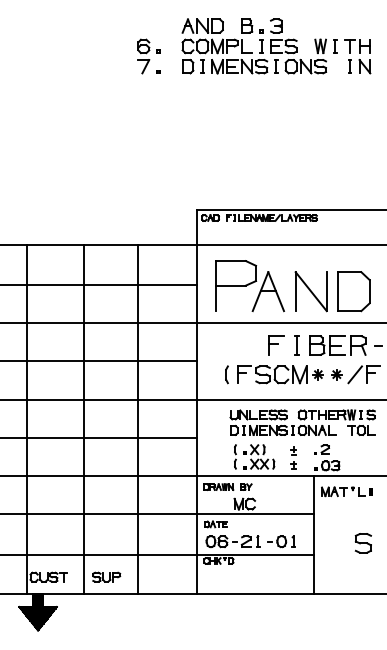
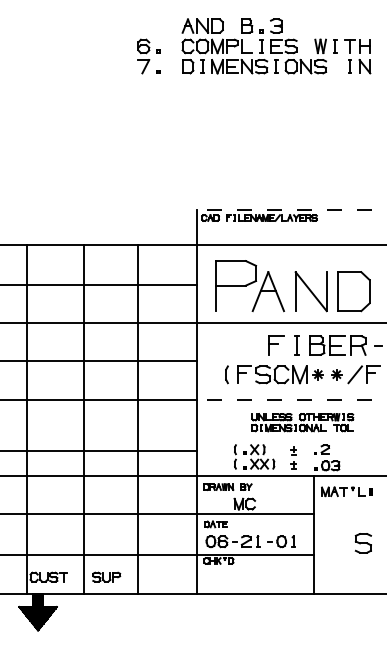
line: solid -> dashed (291, 210)
line: solid -> dashed (291, 399)
part size: 147x27 px -> 104x20 px (302, 422)
line position: (99, 437) -> (99, 450) (99, 450)
